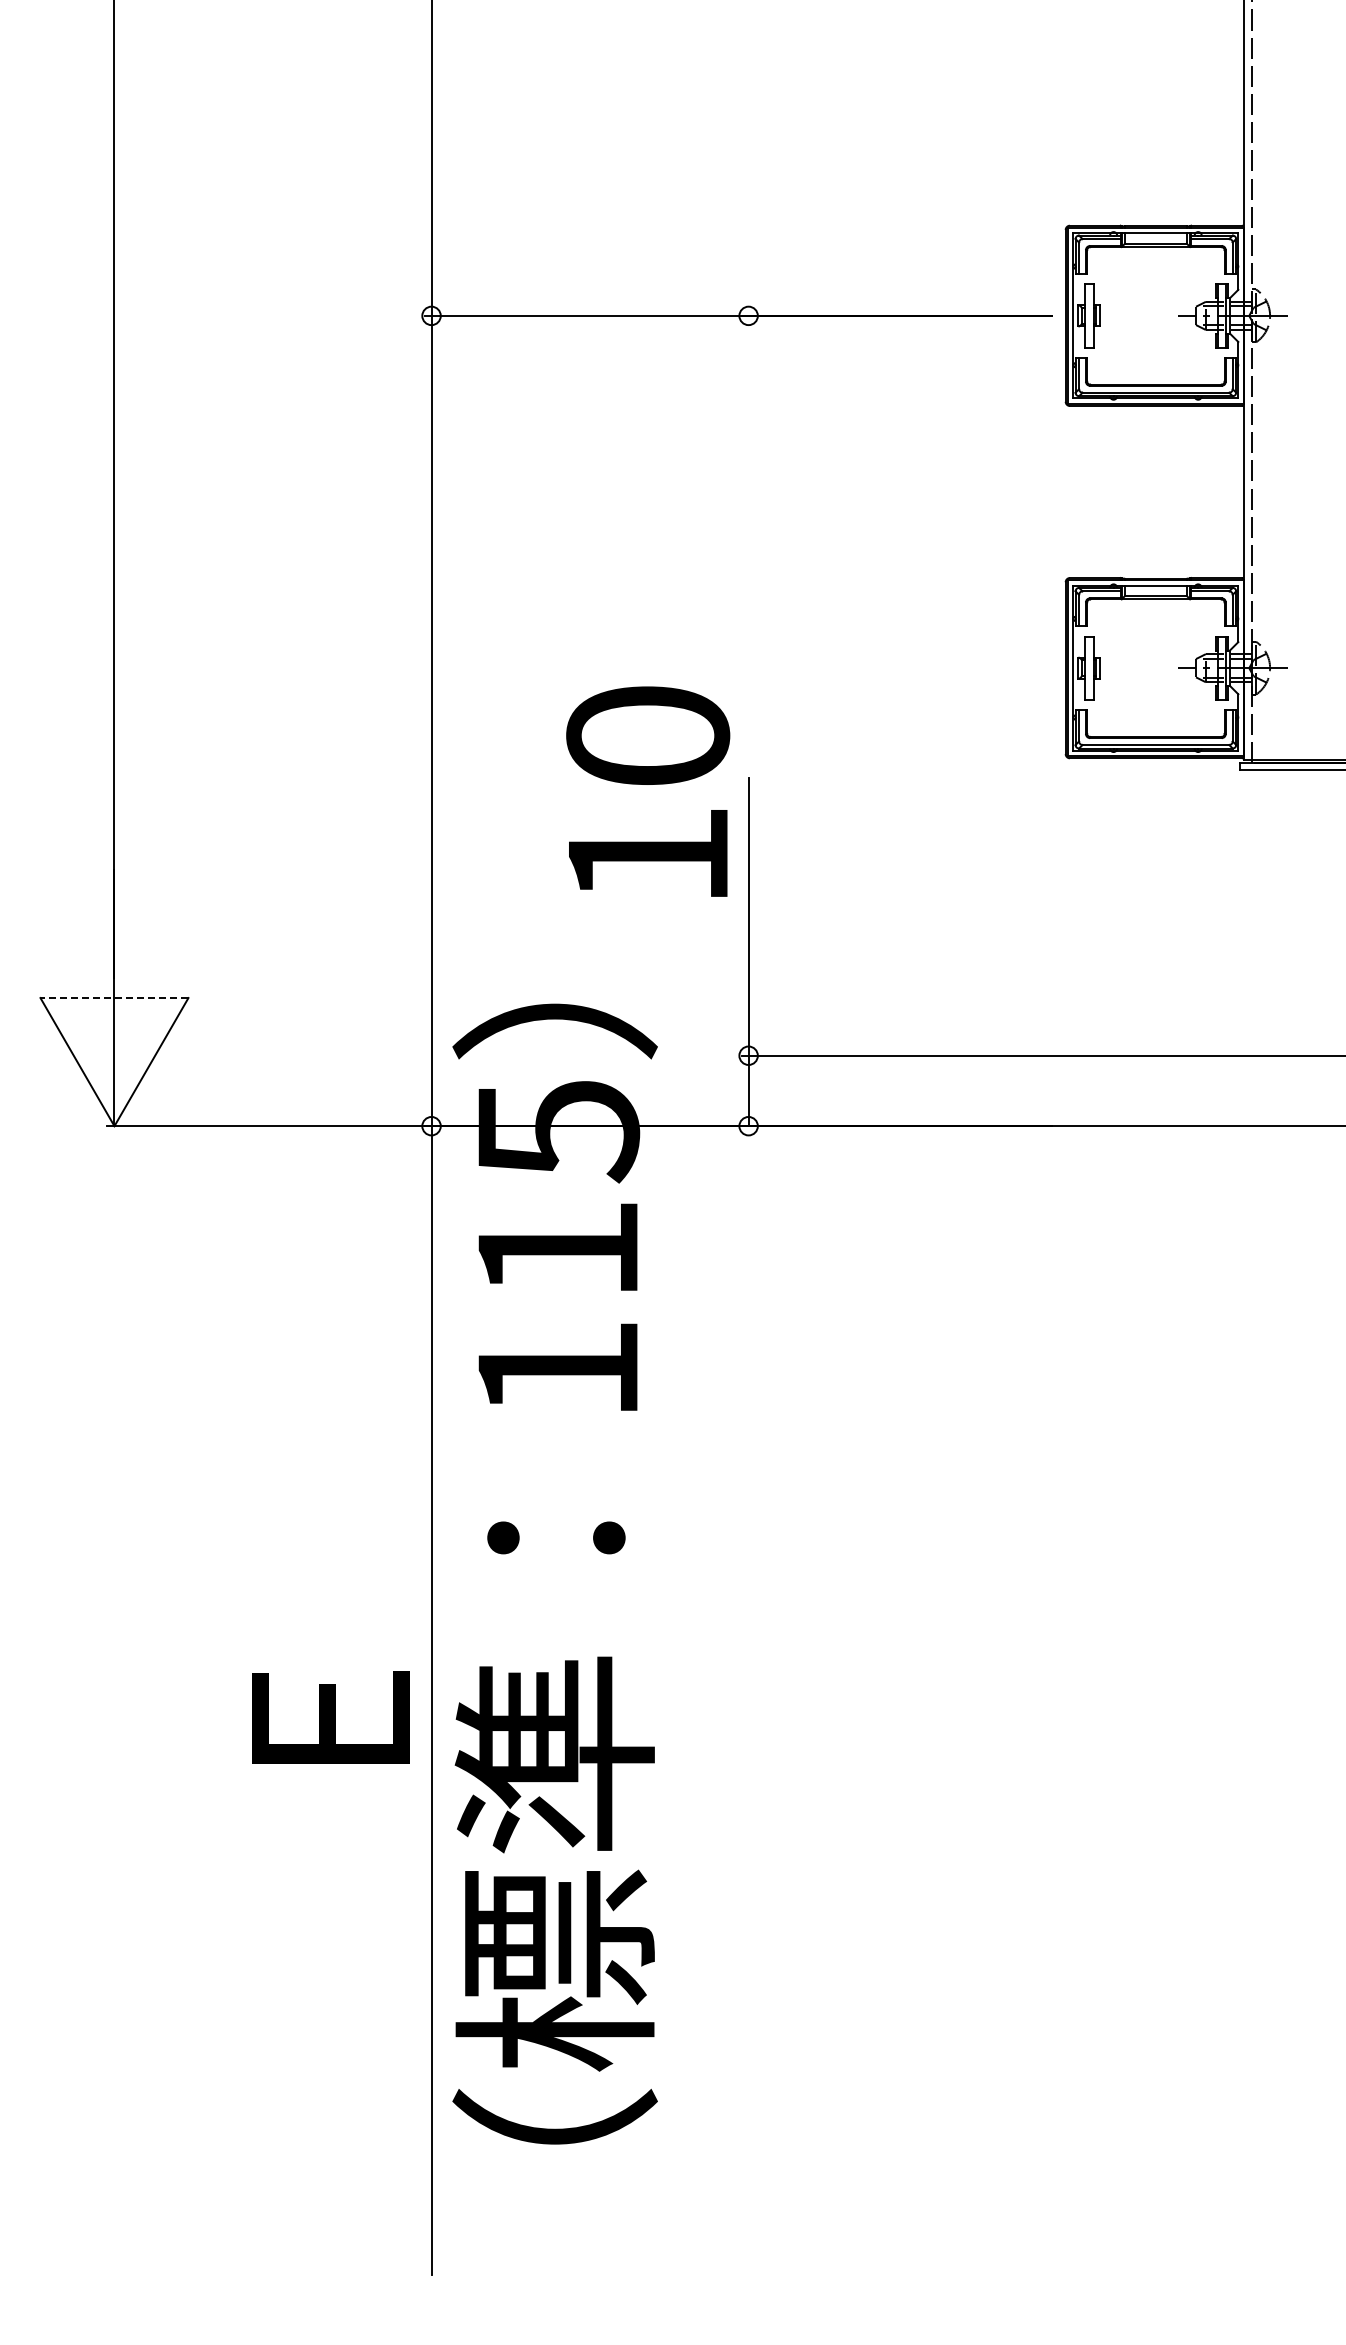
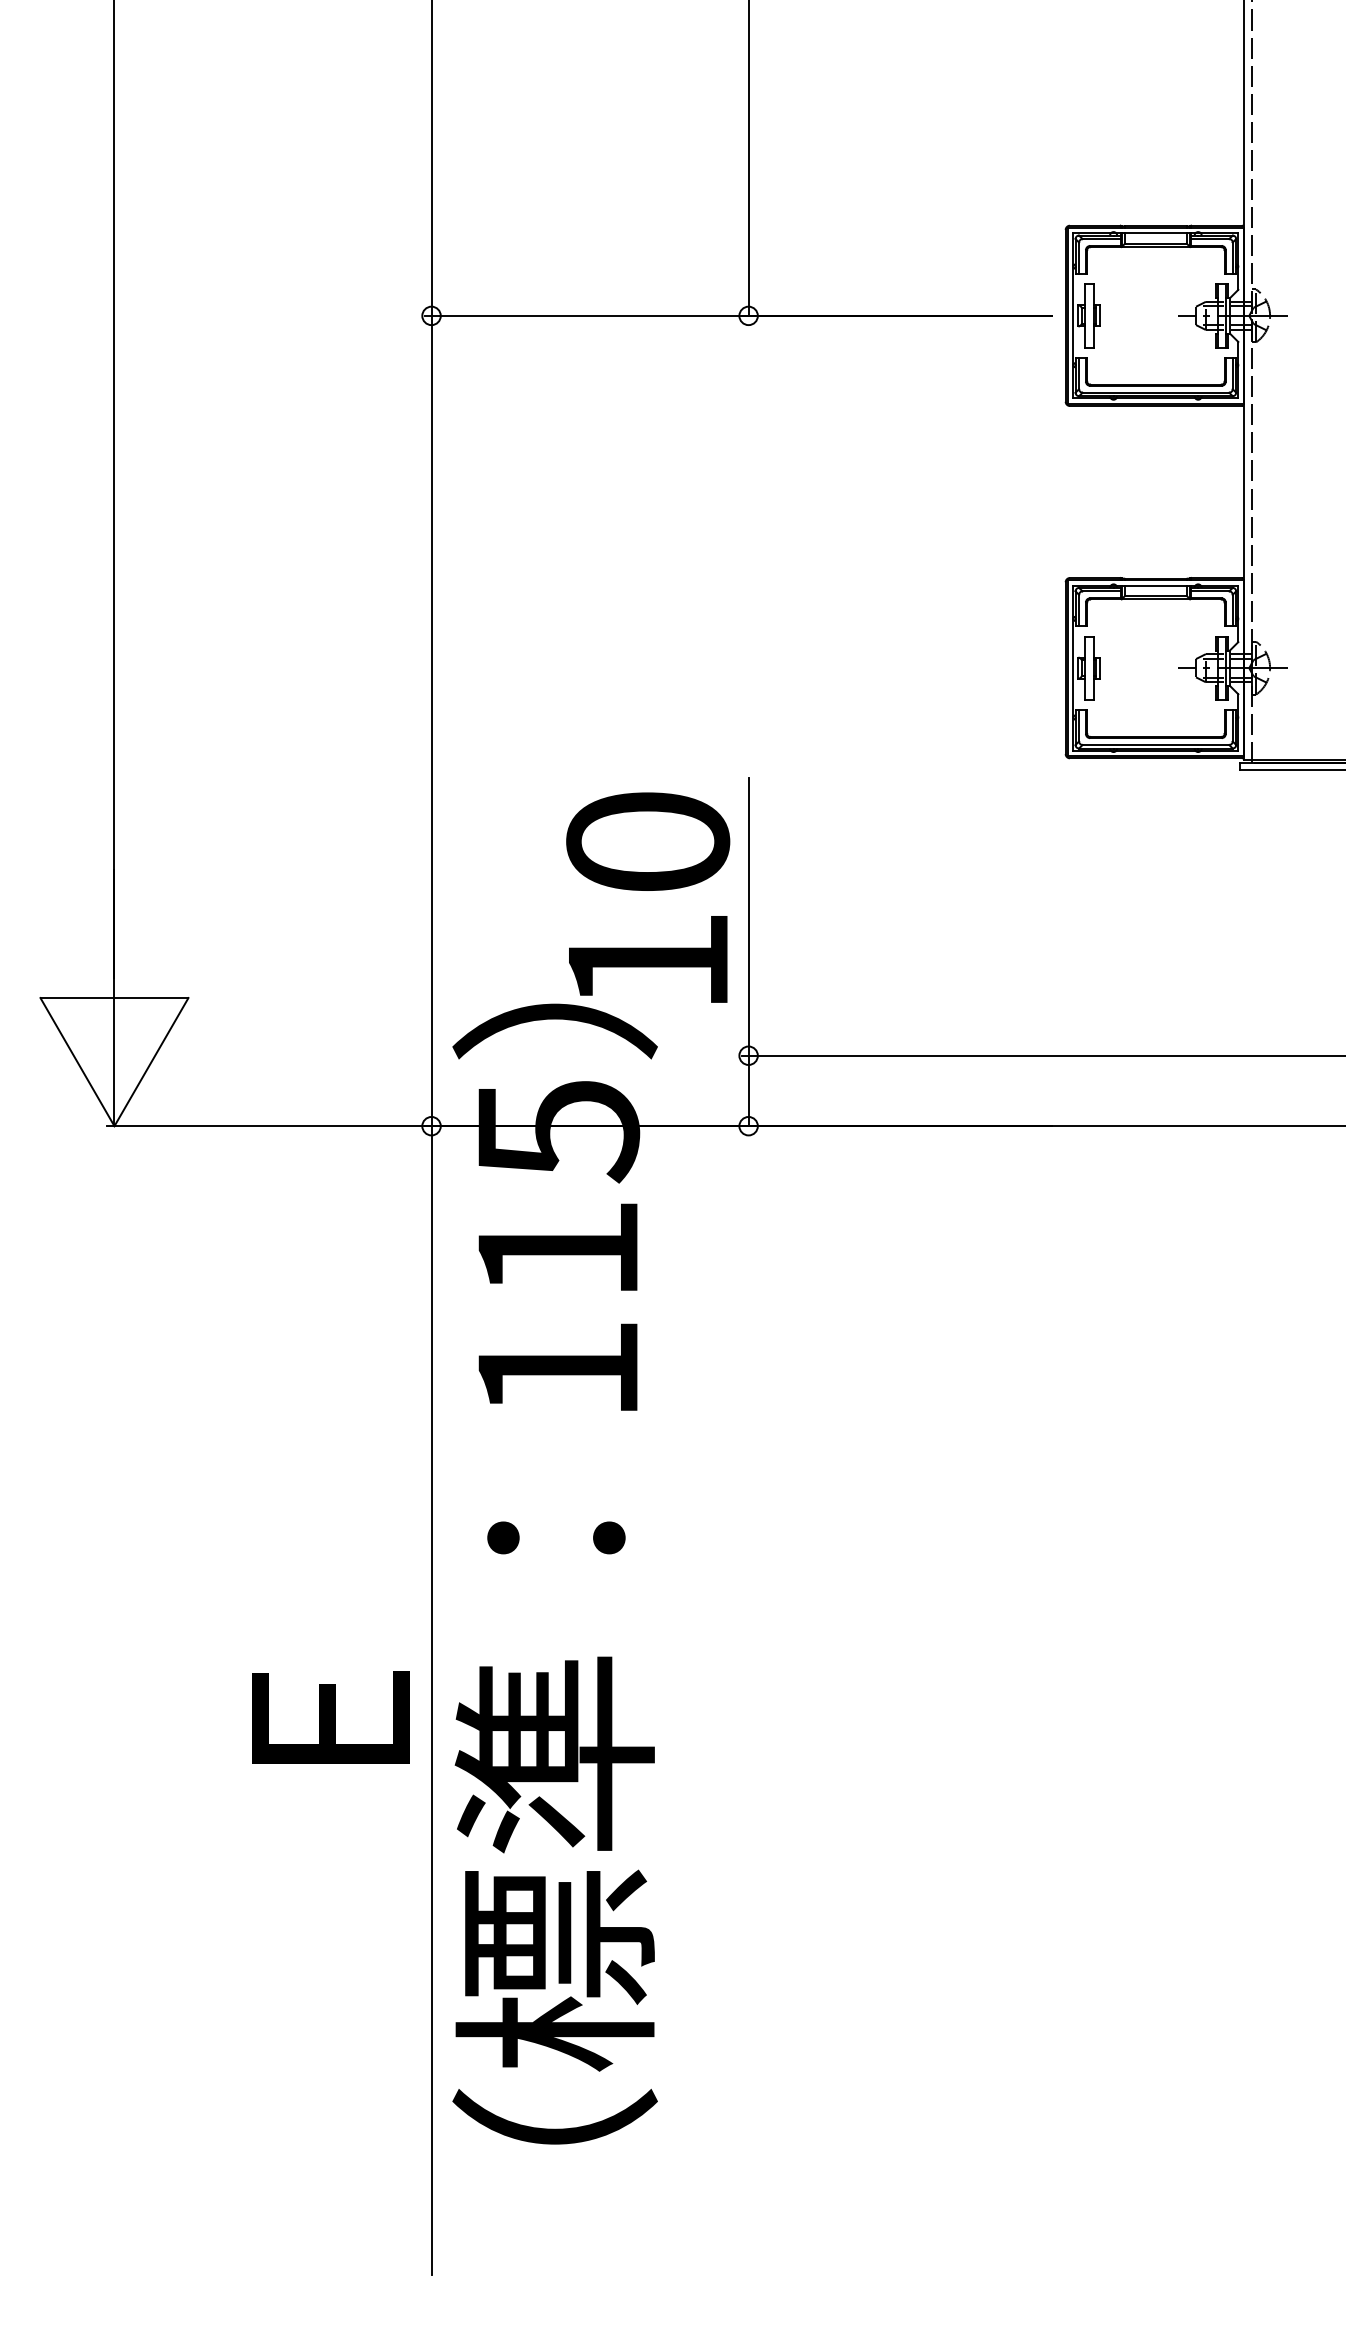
line: none -> present (748, 158)
text position: (648, 791) -> (648, 897) (648, 897)
line: dashed -> solid (114, 998)
